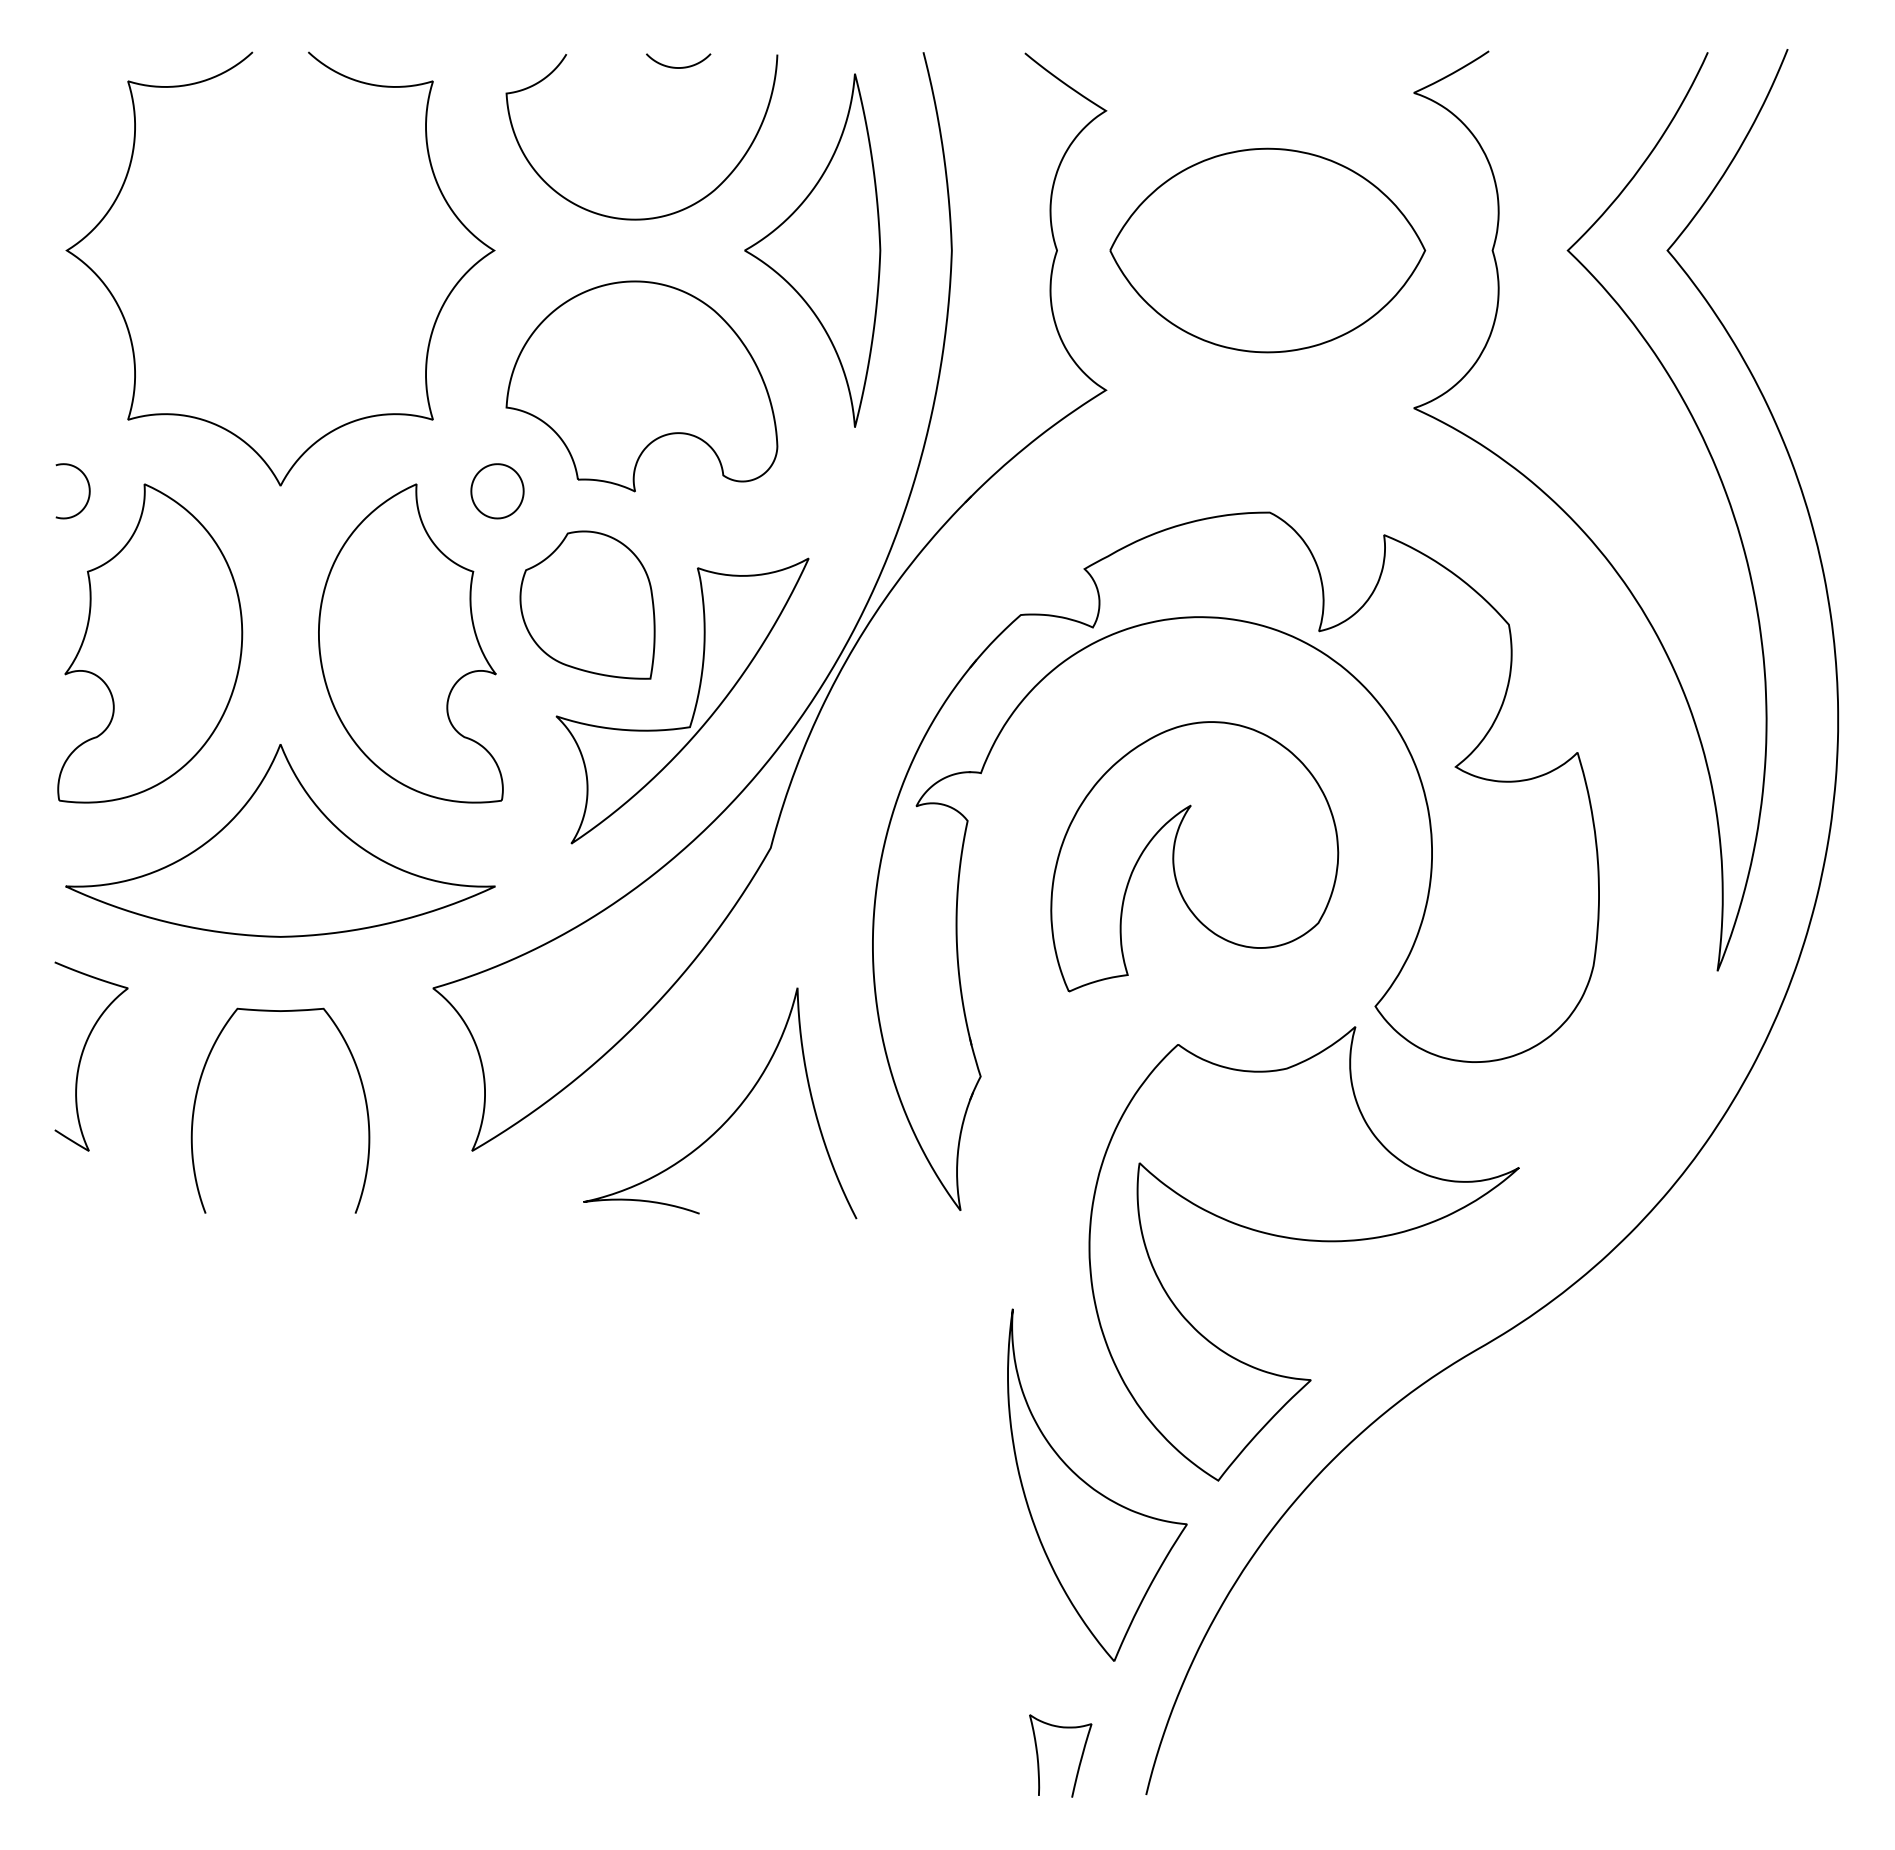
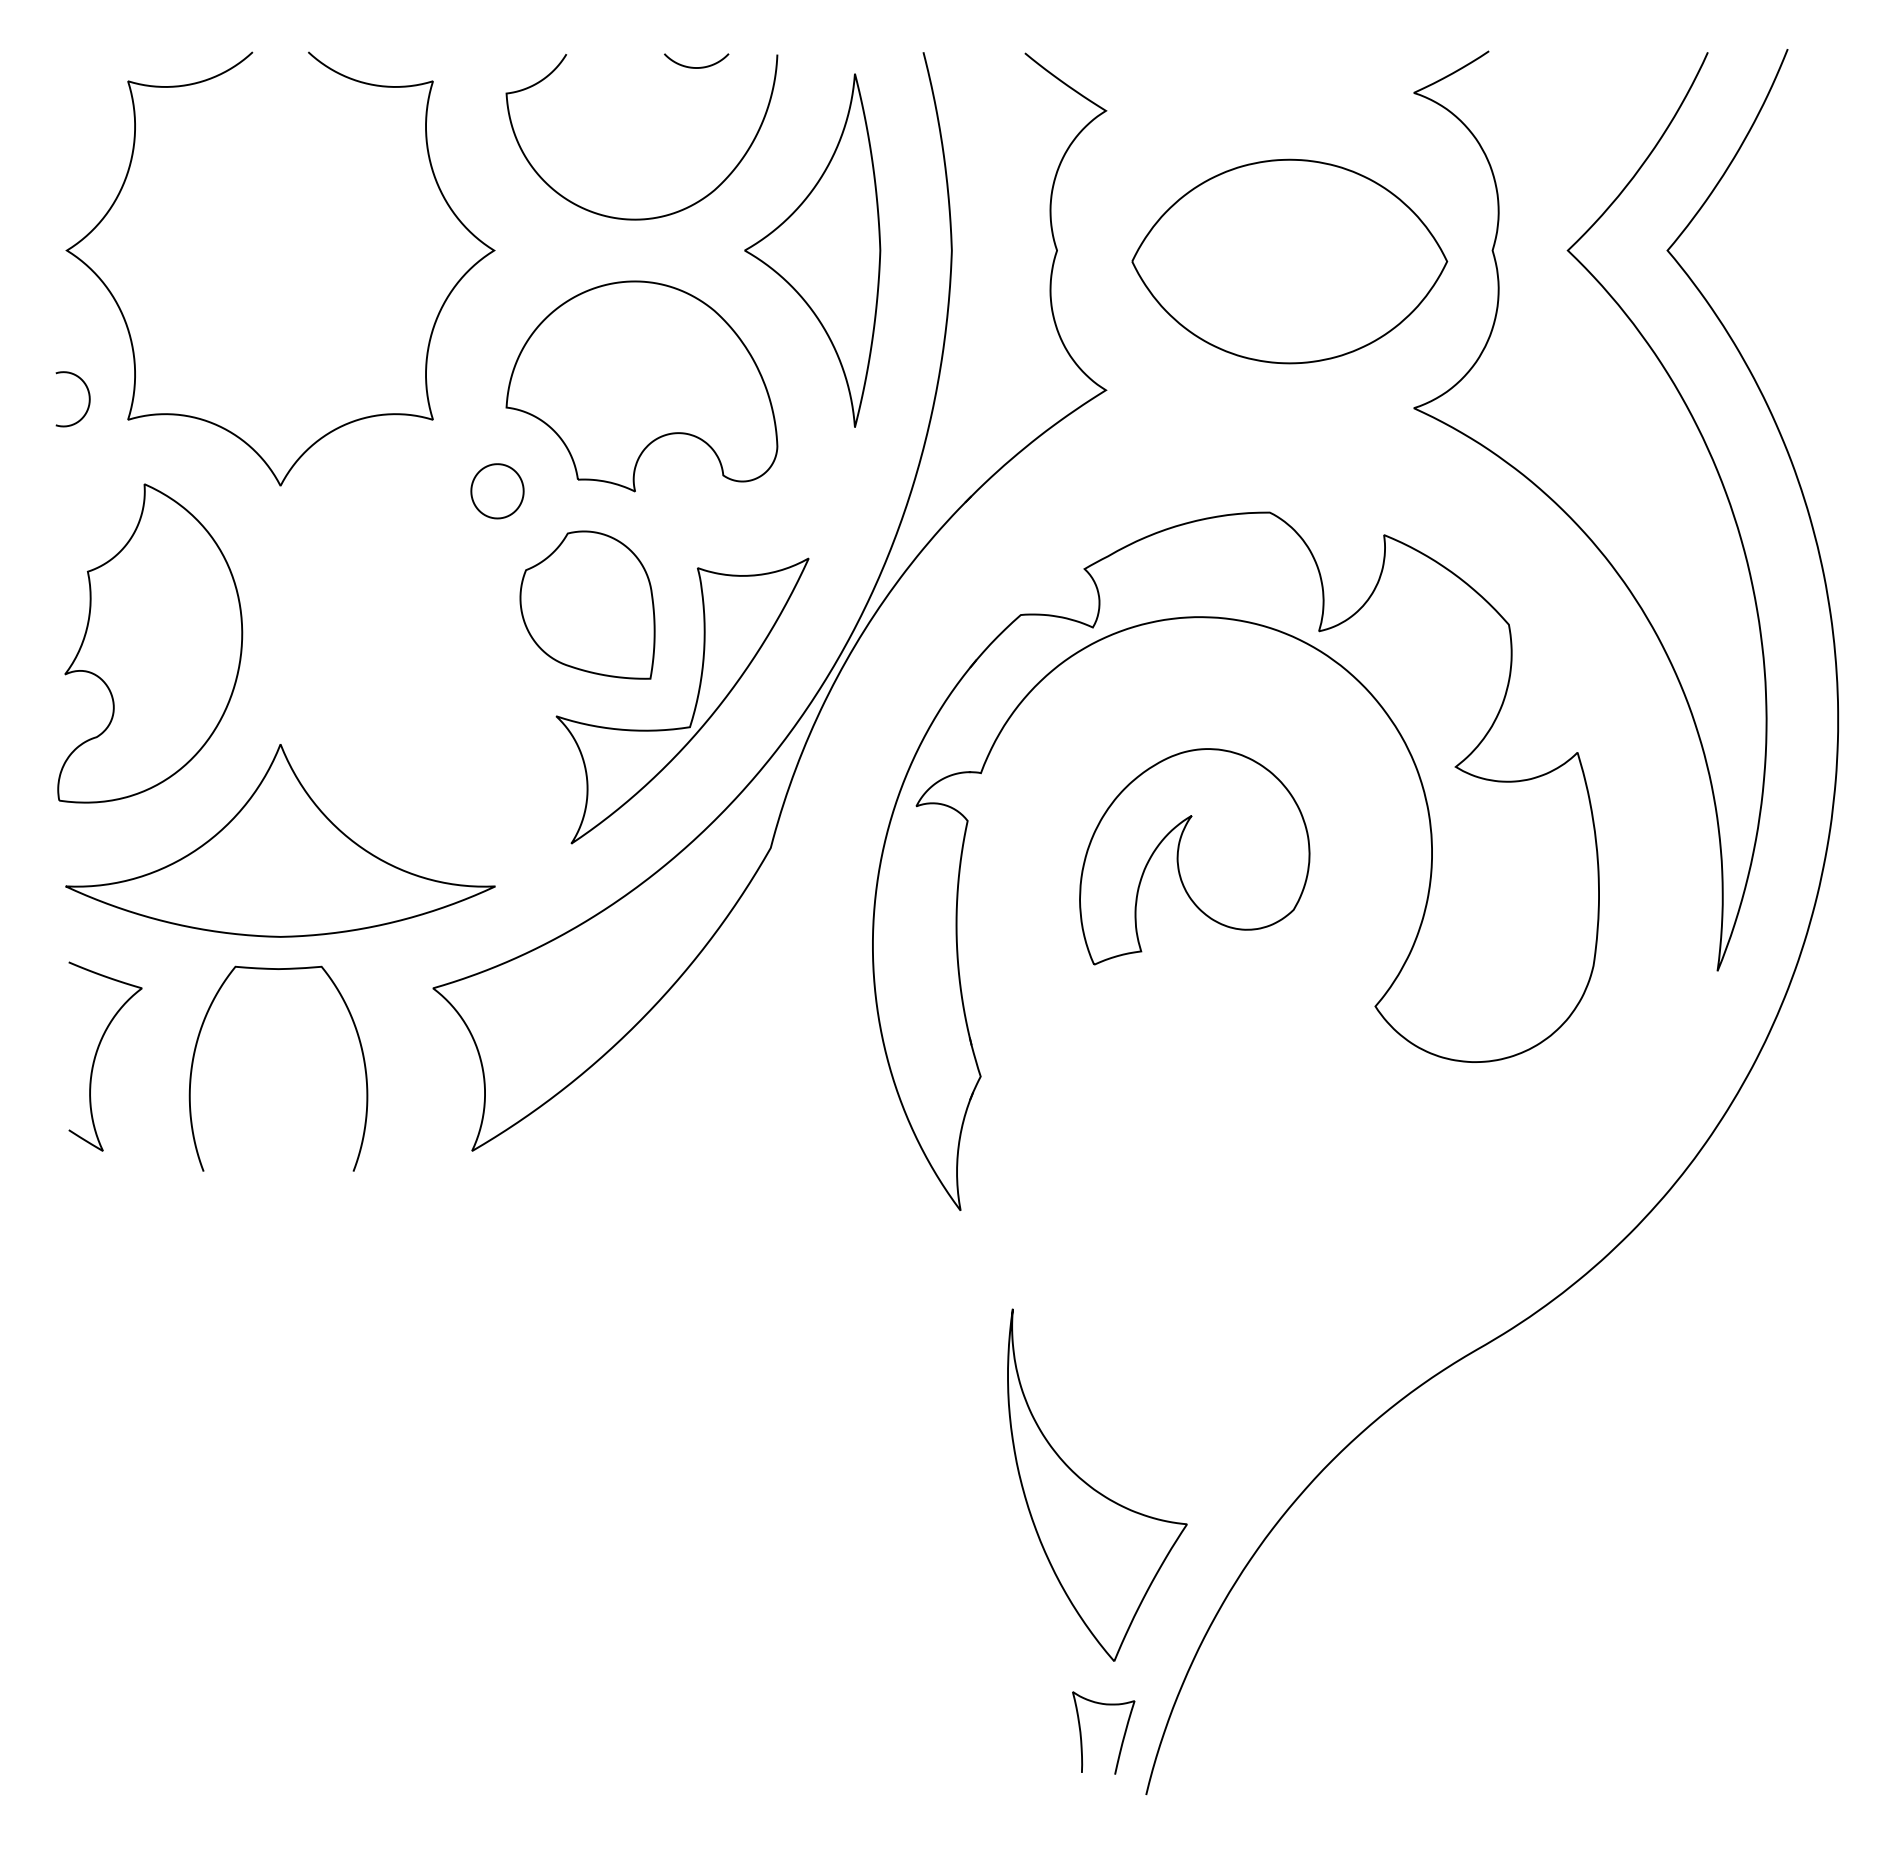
curve position: (678, 67) -> (696, 67) (696, 67)
part position: (1267, 250) -> (1289, 261) (1289, 261)
curve position: (88, 491) -> (88, 399) (88, 399)
part: present -> none (410, 643)
part size: 290x272 px -> 232x218 px (1194, 856)
curve position: (83, 1053) -> (97, 1053) (97, 1053)
curve position: (197, 1095) -> (195, 1053) (195, 1053)
curve: present -> none (731, 1114)
part: present -> none (1307, 1241)
curve position: (1079, 1761) -> (1122, 1738) (1122, 1738)
